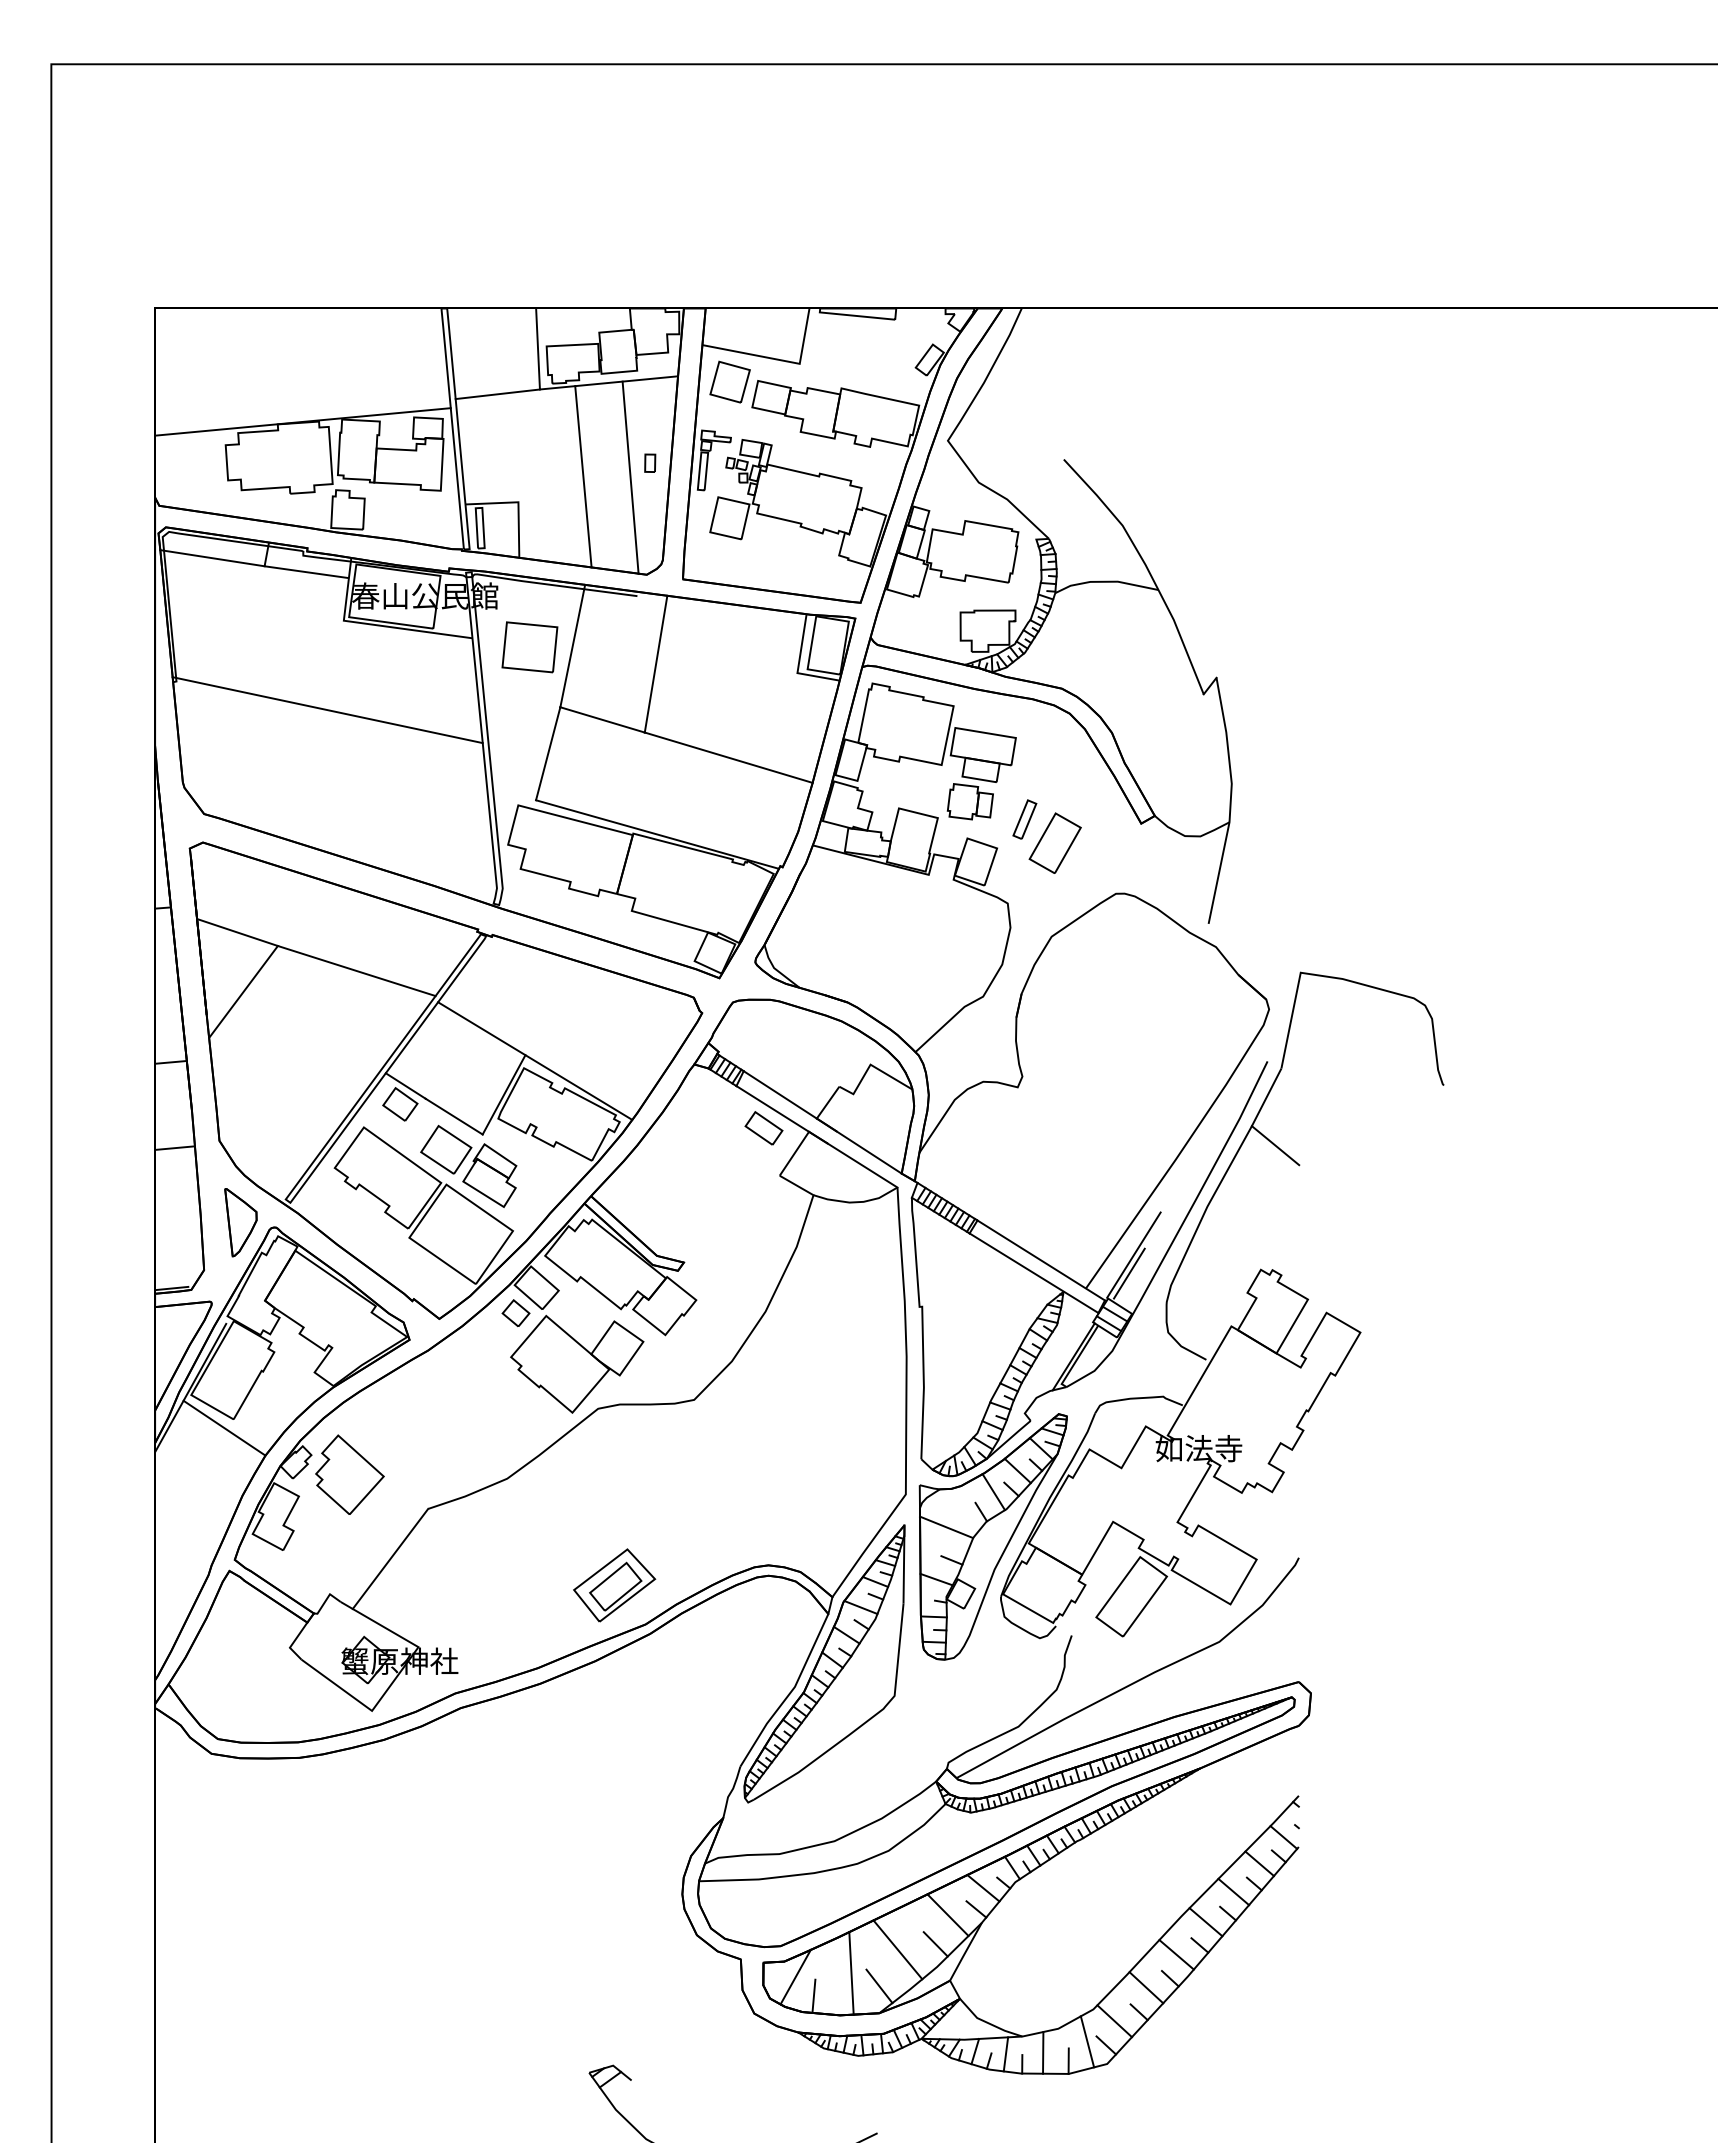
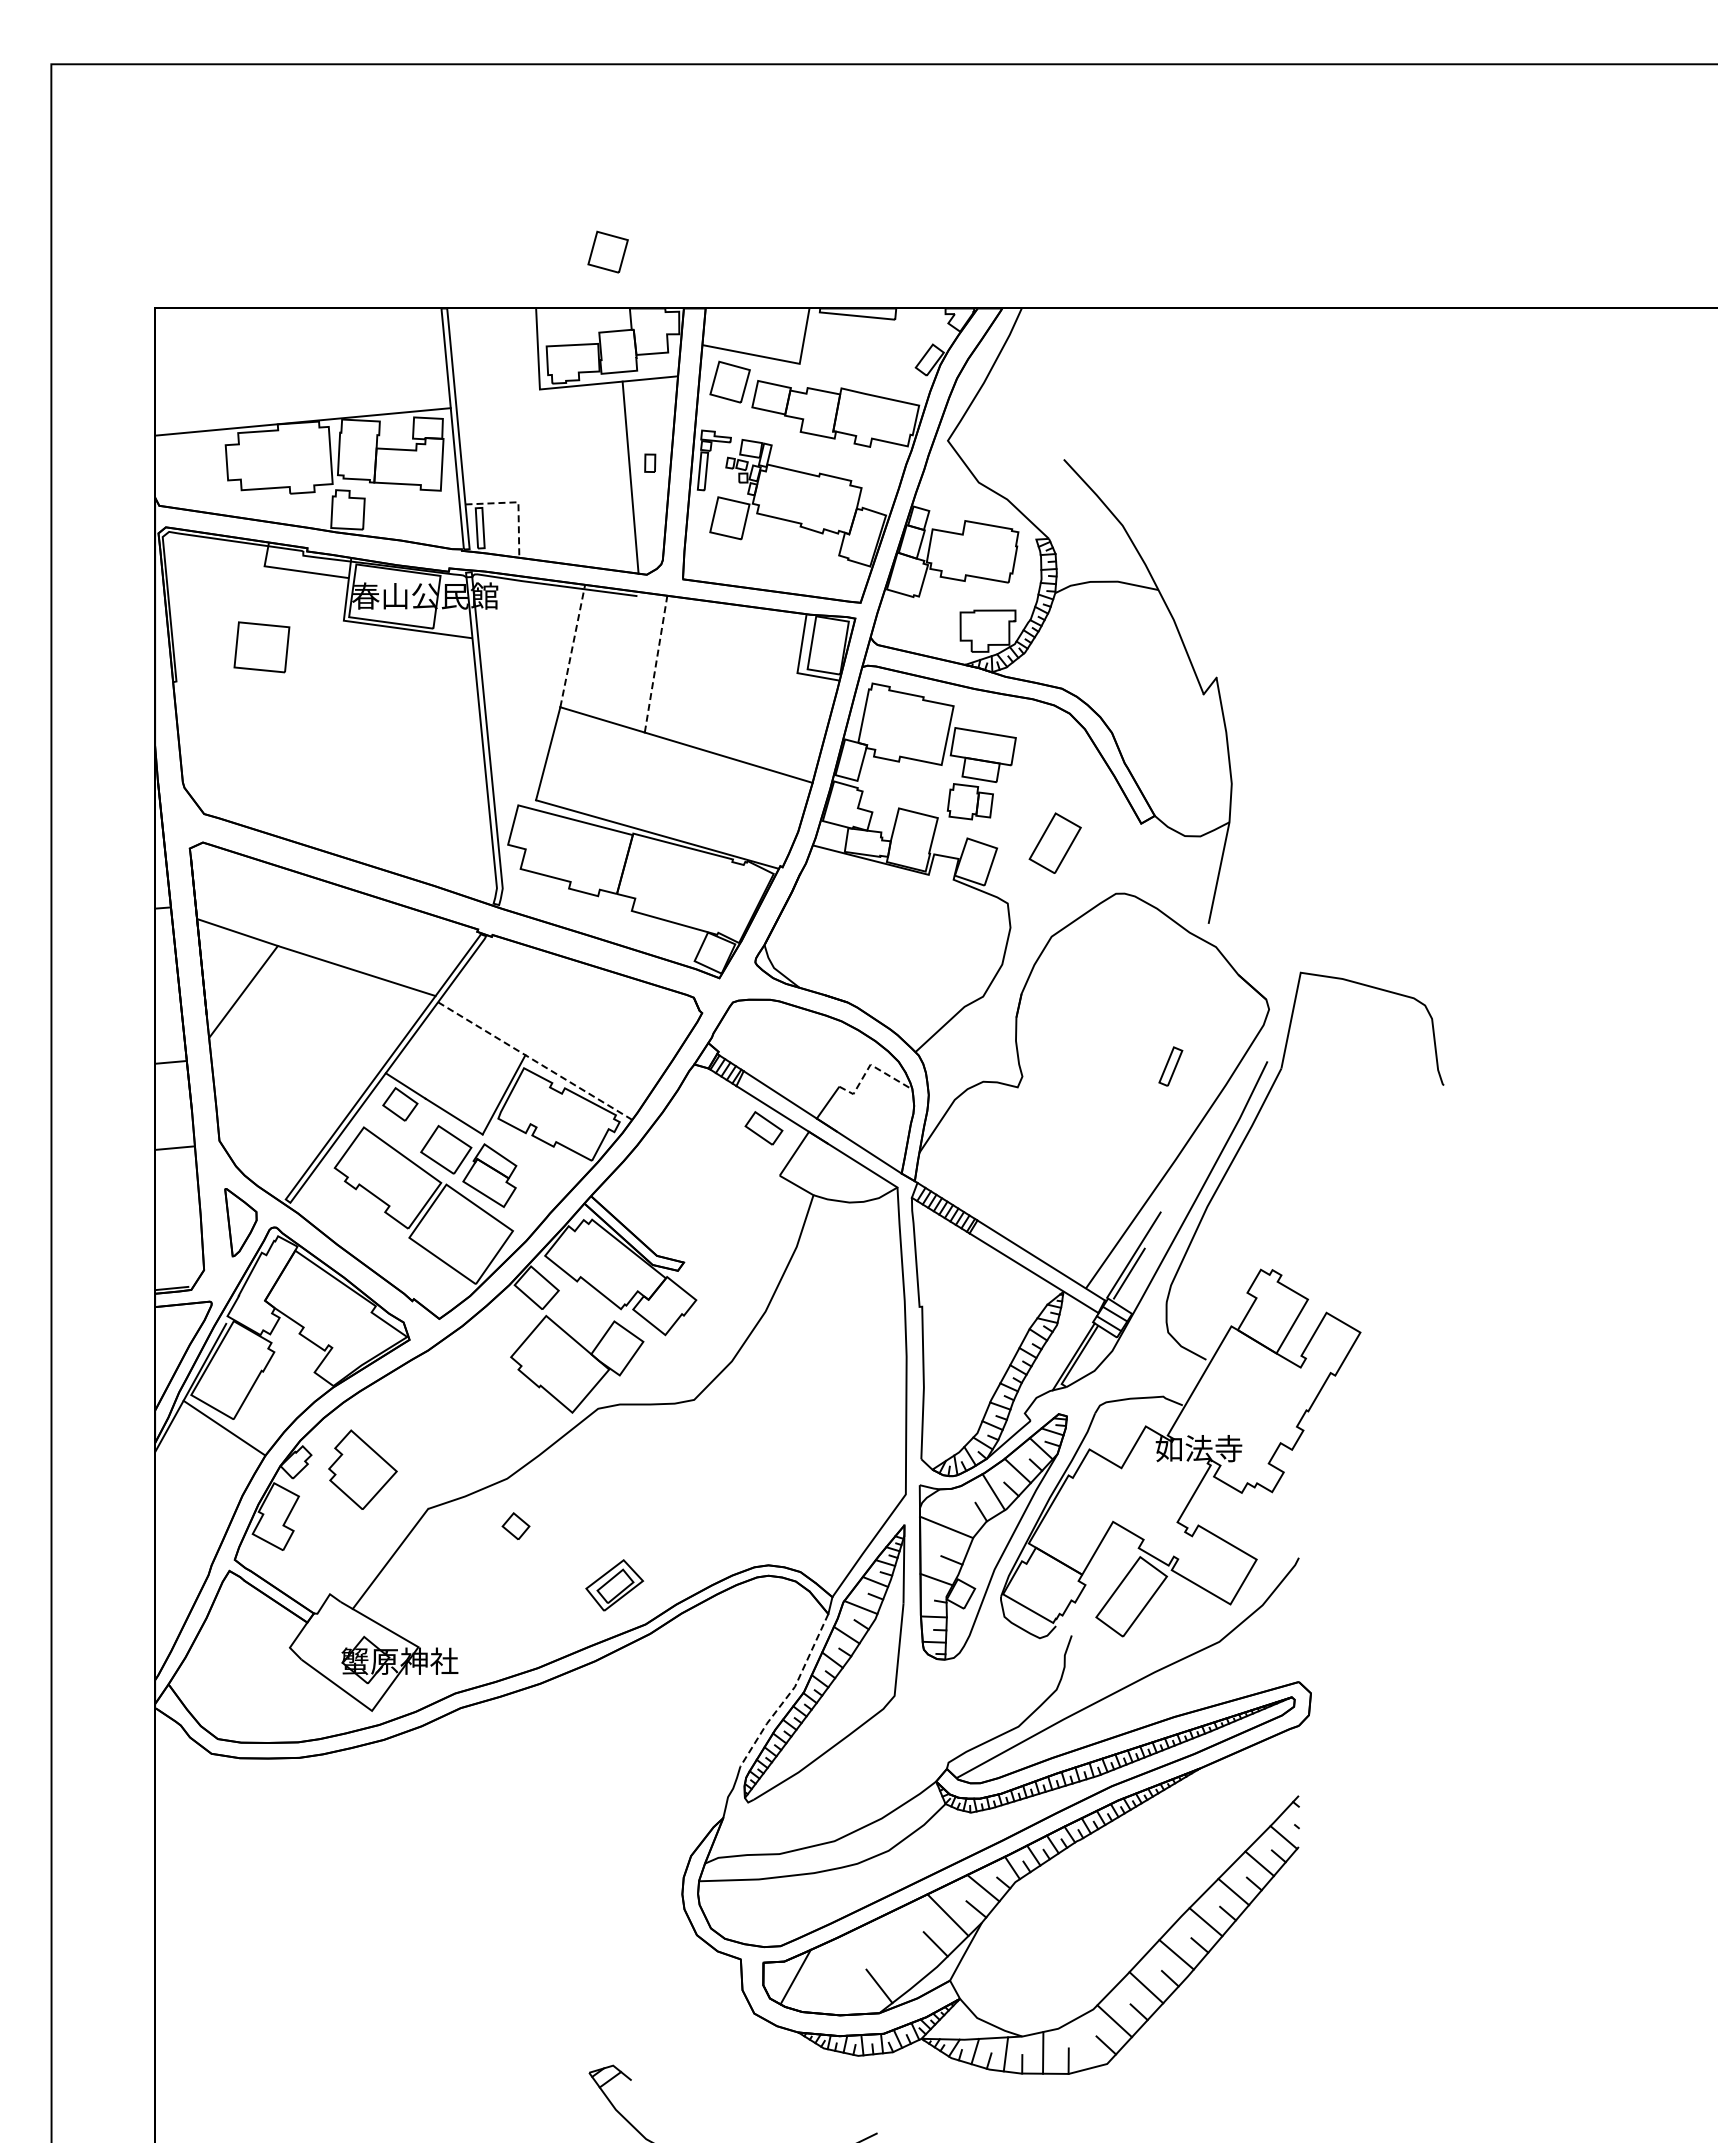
part: none -> present (607, 251)
line: present -> none (497, 394)
line: present -> none (583, 476)
line: solid -> dashed (518, 503)
line: present -> none (212, 558)
line: solid -> dashed (572, 645)
part position: (529, 647) -> (261, 647) (261, 647)
line: solid -> dashed (656, 663)
line: present -> none (327, 710)
part position: (1024, 819) -> (1170, 1066) (1170, 1066)
line: solid -> dashed (535, 1061)
line: solid -> dashed (870, 1065)
line: present -> none (1275, 1145)
part position: (515, 1312) -> (515, 1525) (515, 1525)
part position: (349, 1474) -> (362, 1469) (362, 1469)
part size: 84x75 px -> 60x53 px (614, 1585)
line: solid -> dashed (789, 1693)
line: present -> none (897, 1949)
line: present -> none (851, 1973)
line: present -> none (813, 1995)
line: present -> none (1087, 2041)
